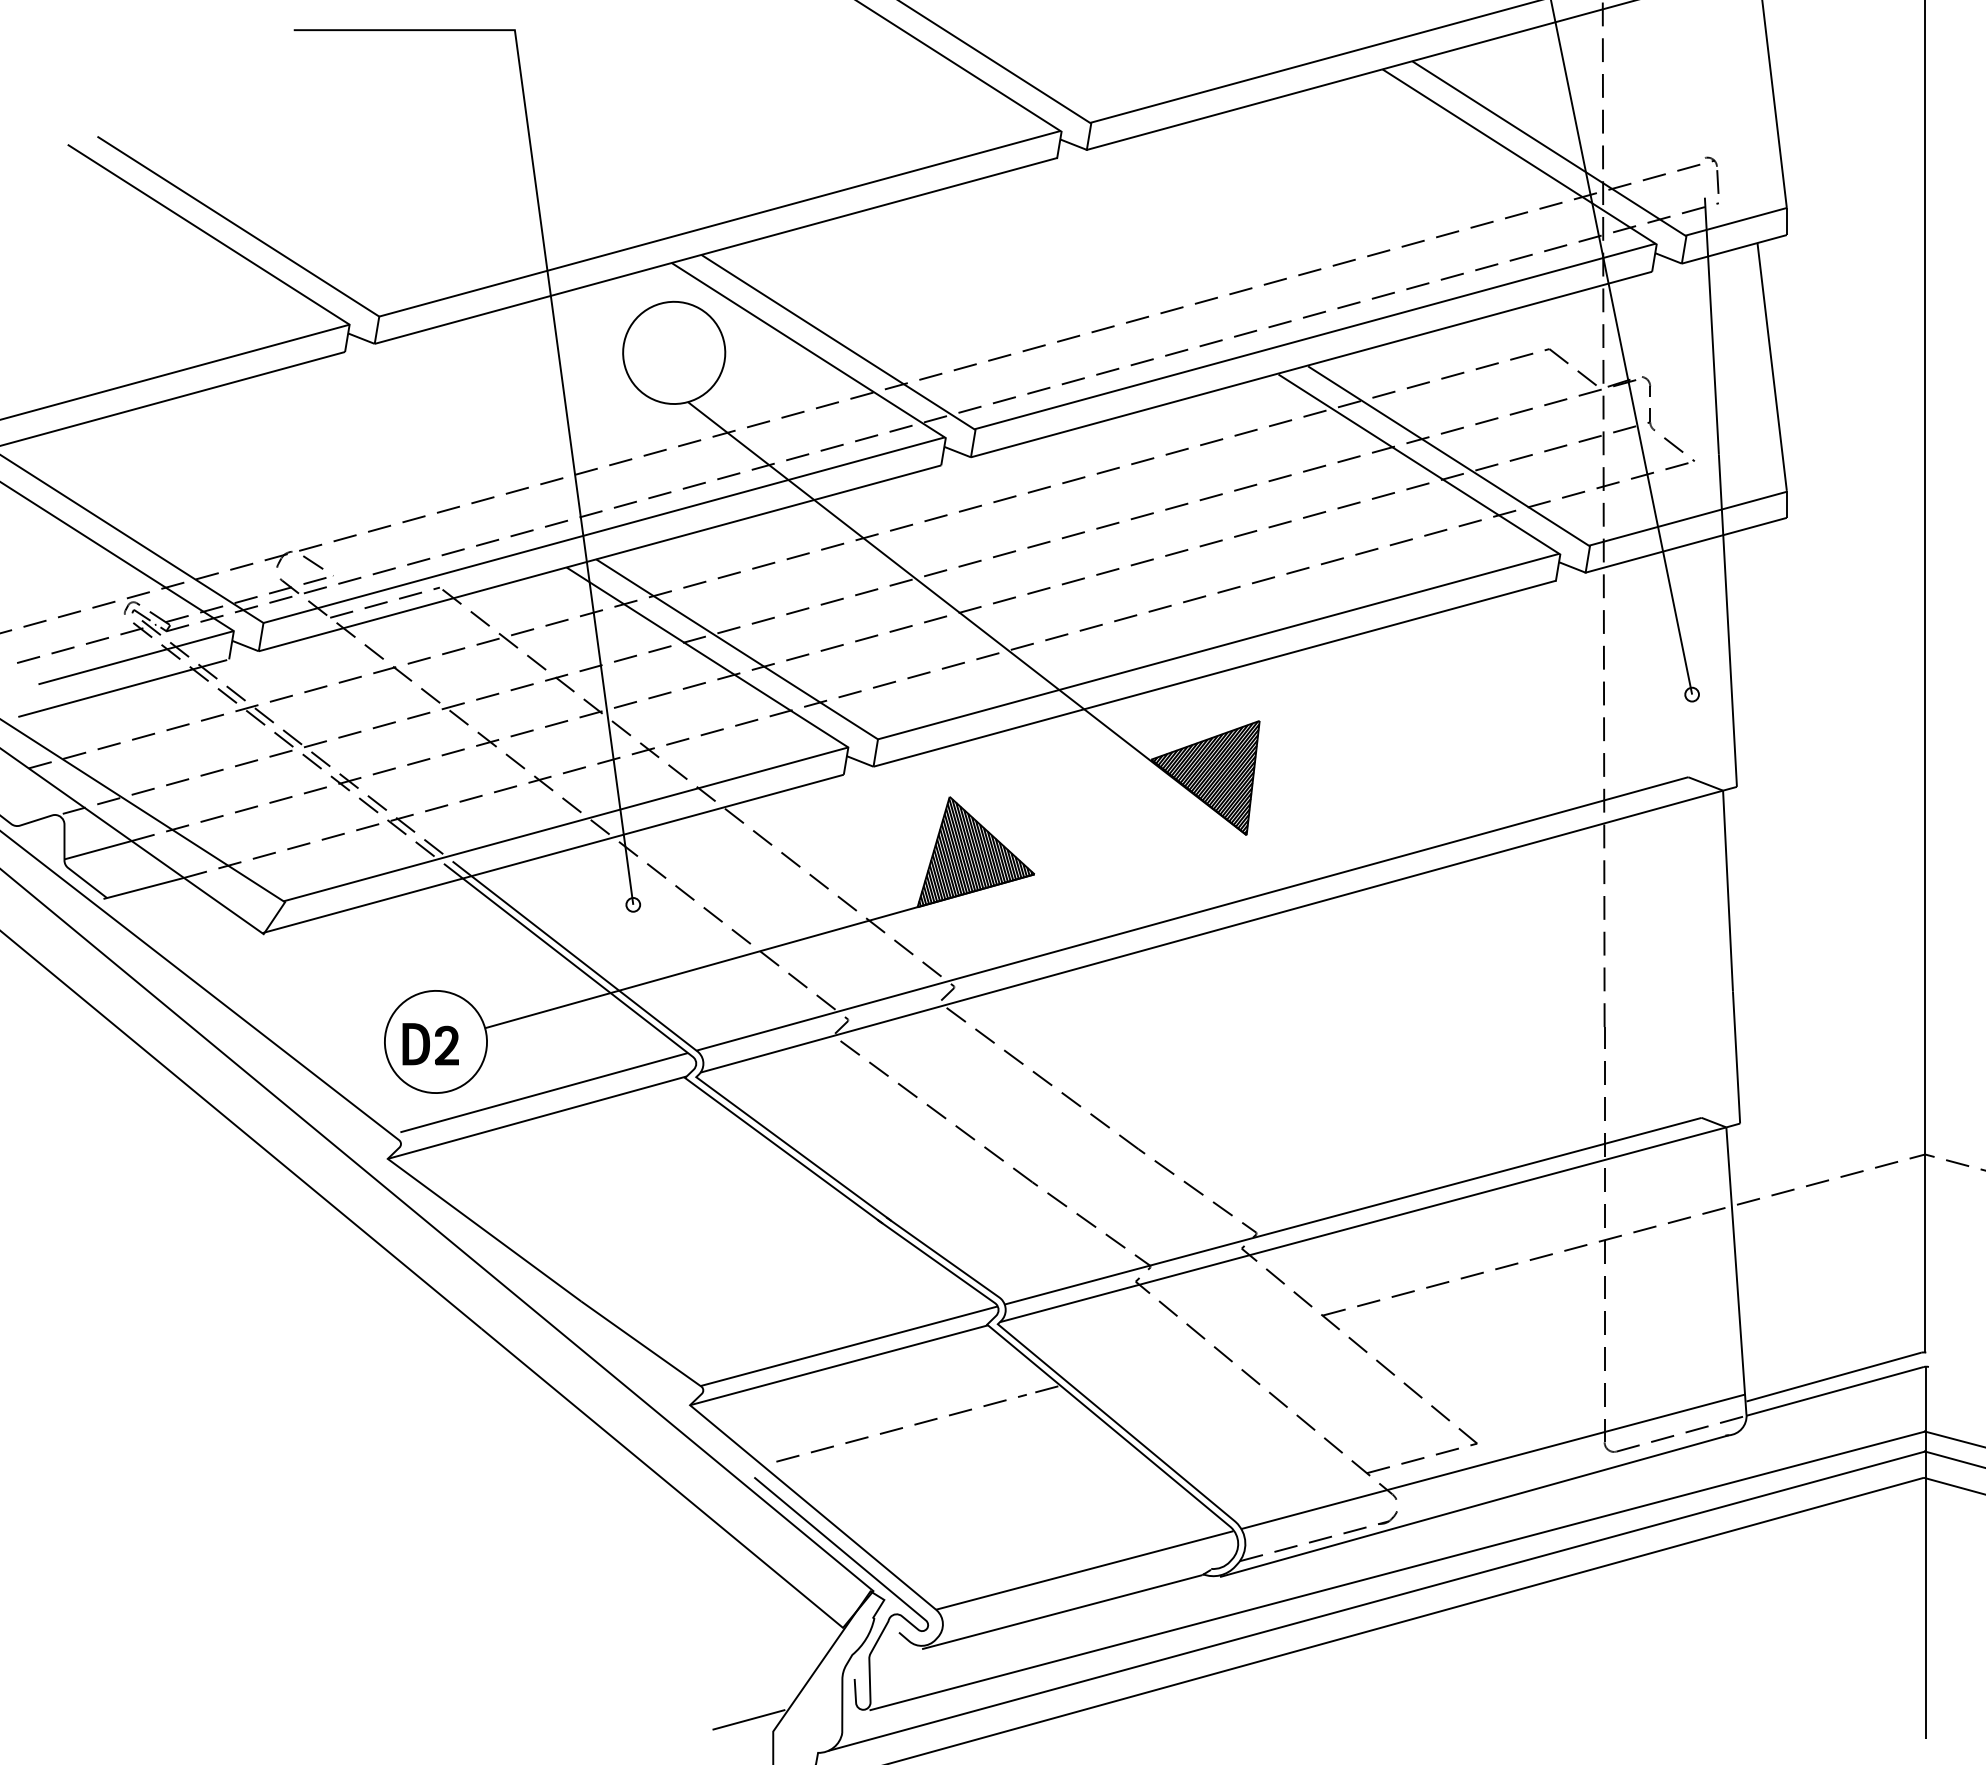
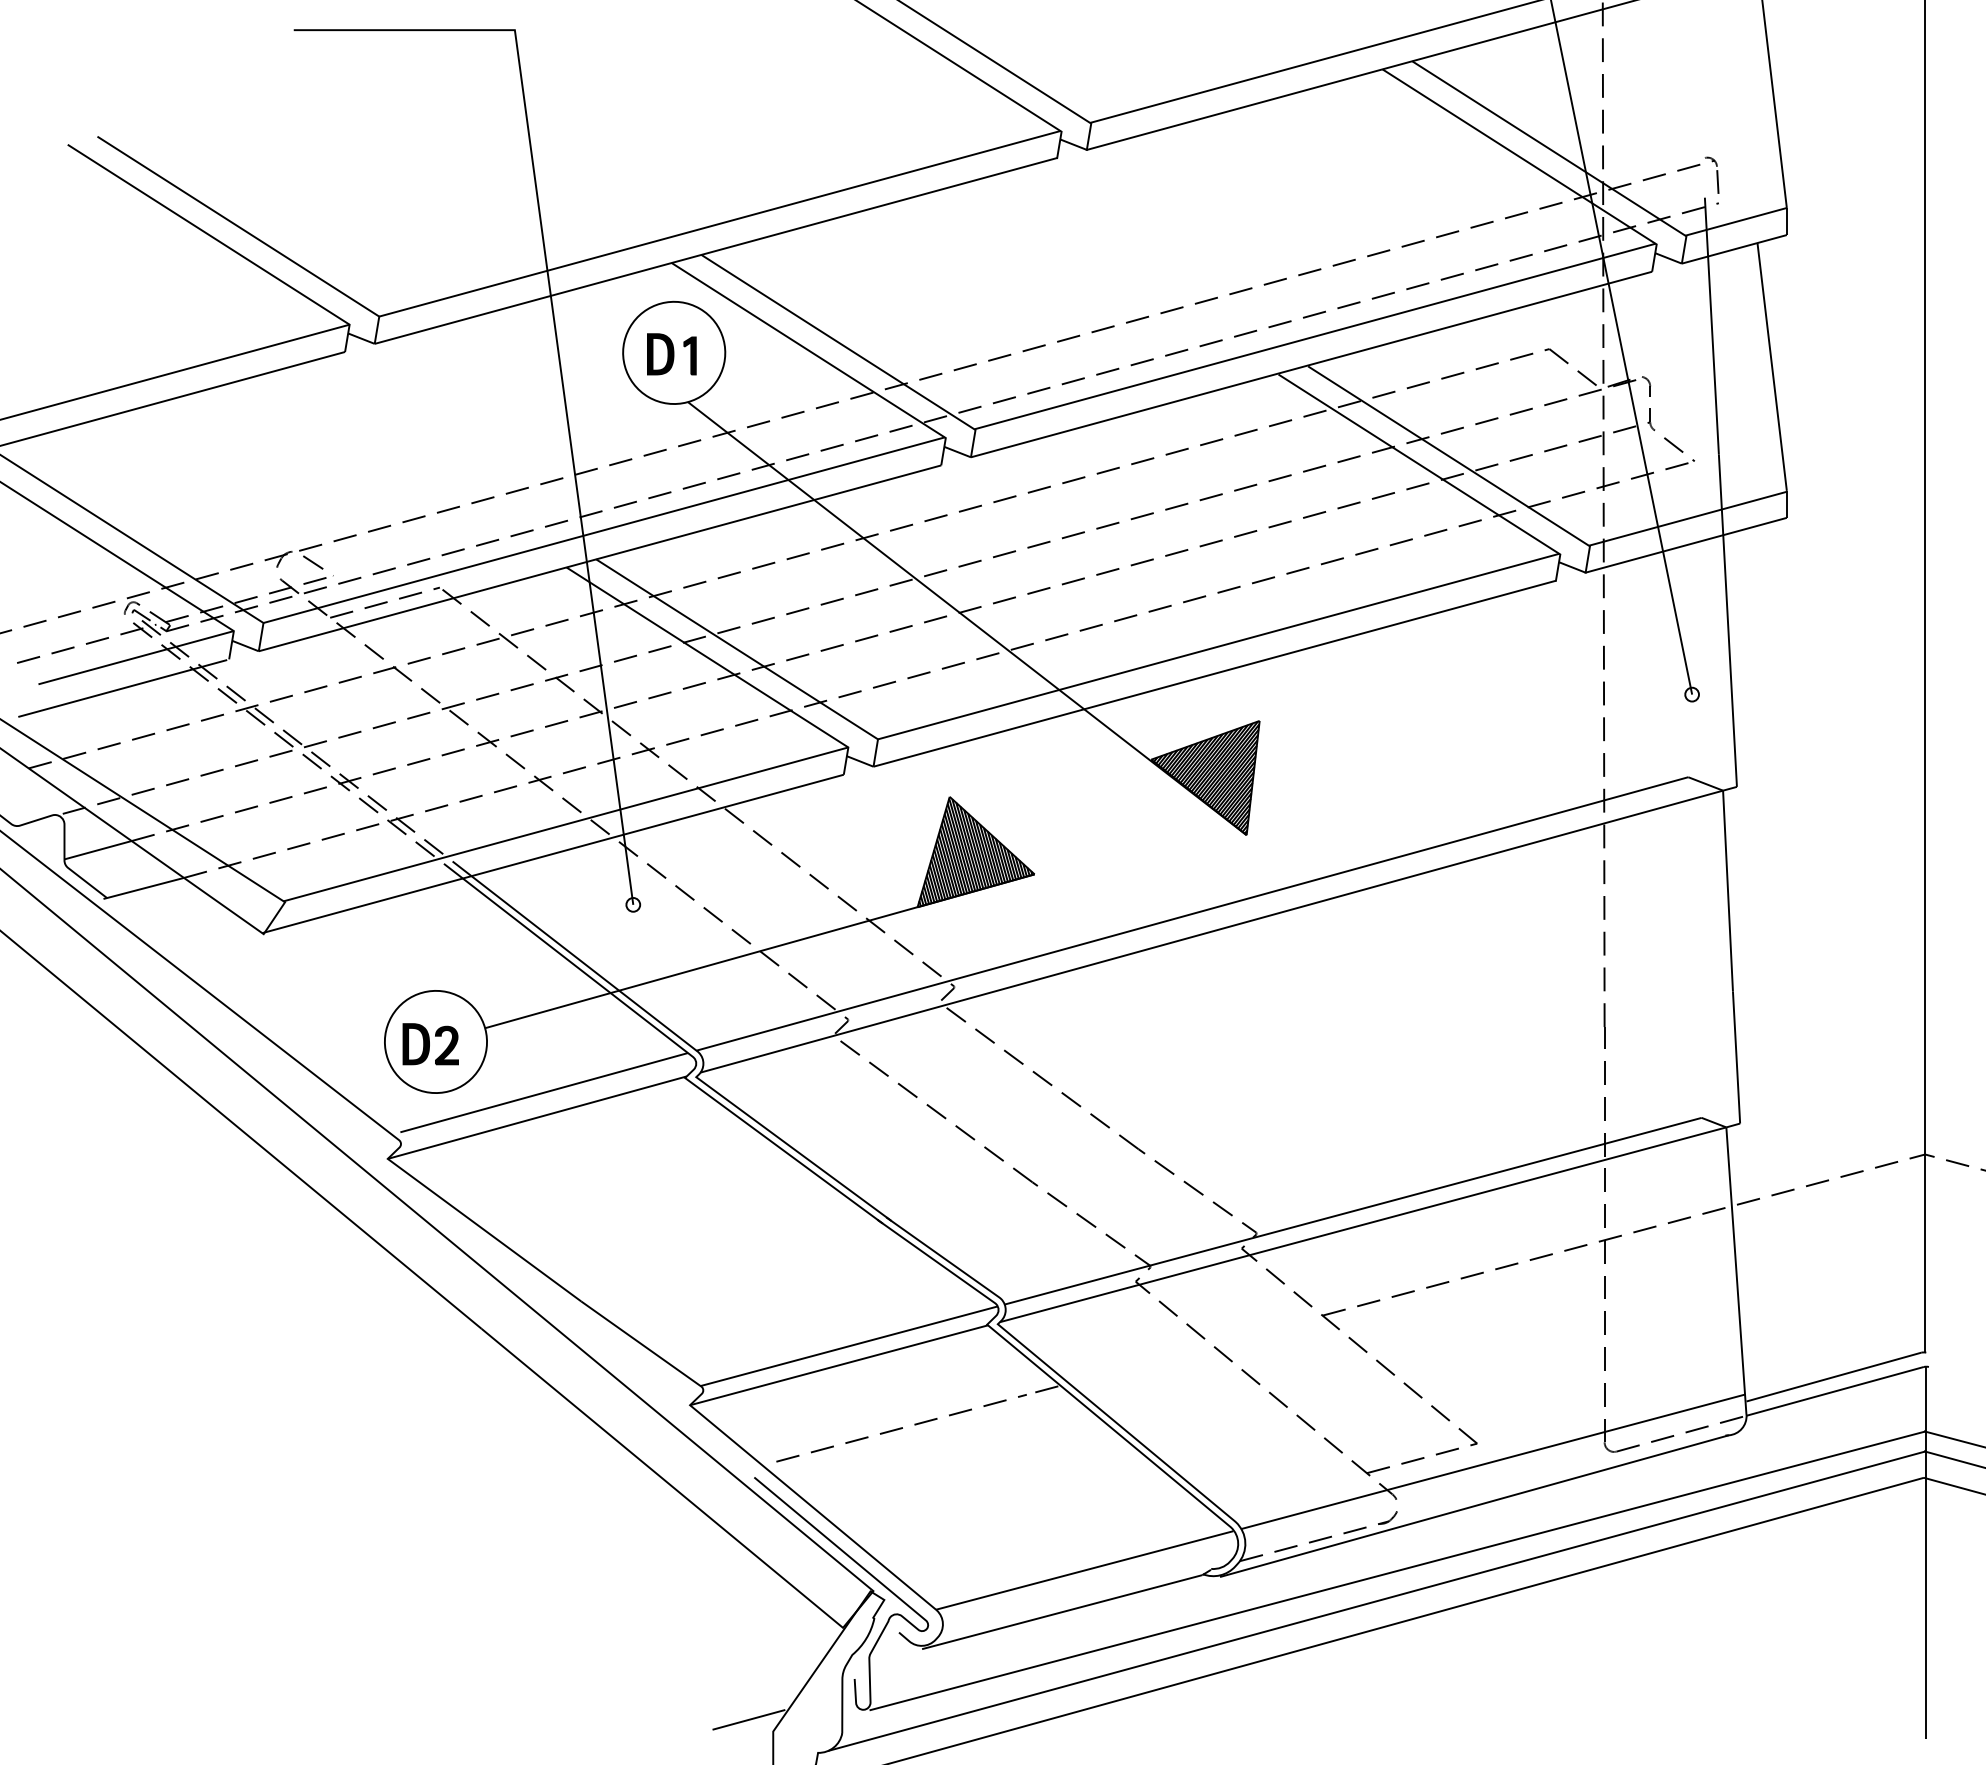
part: none -> present (671, 354)
